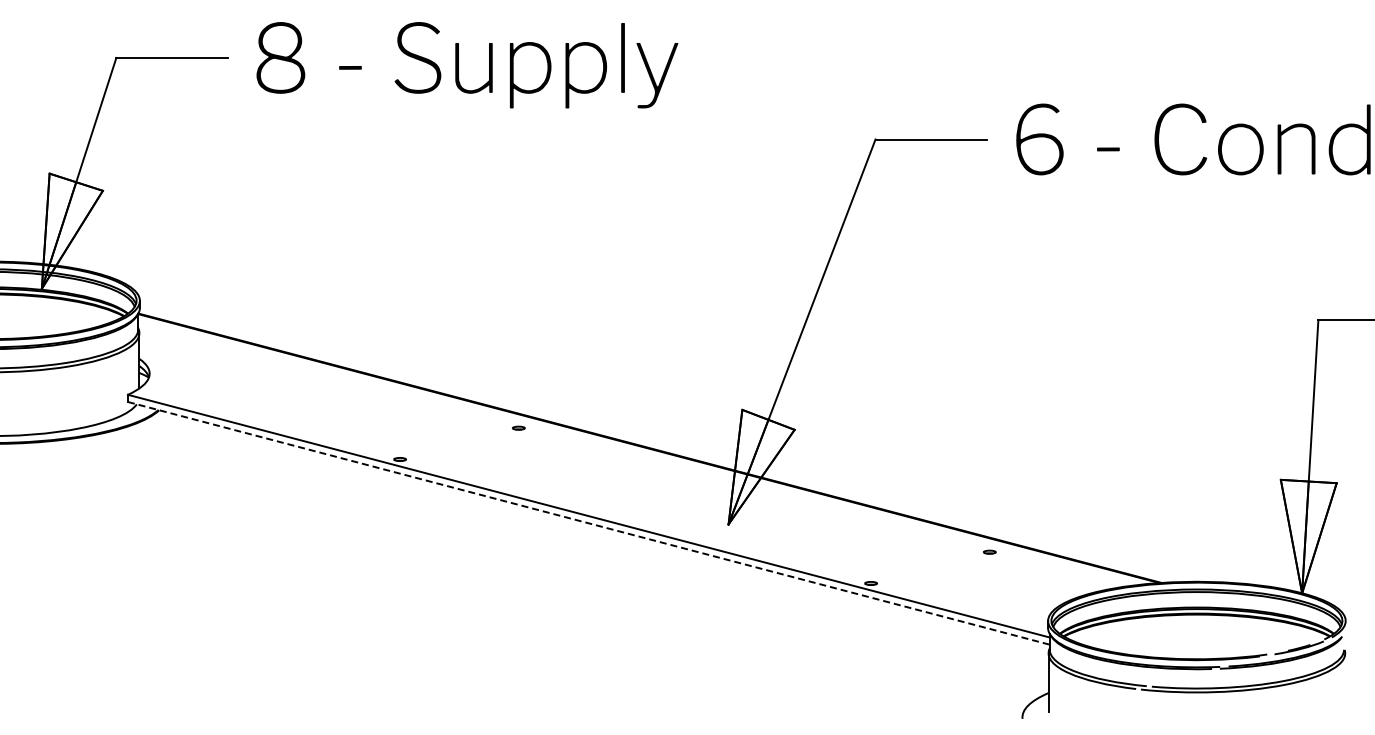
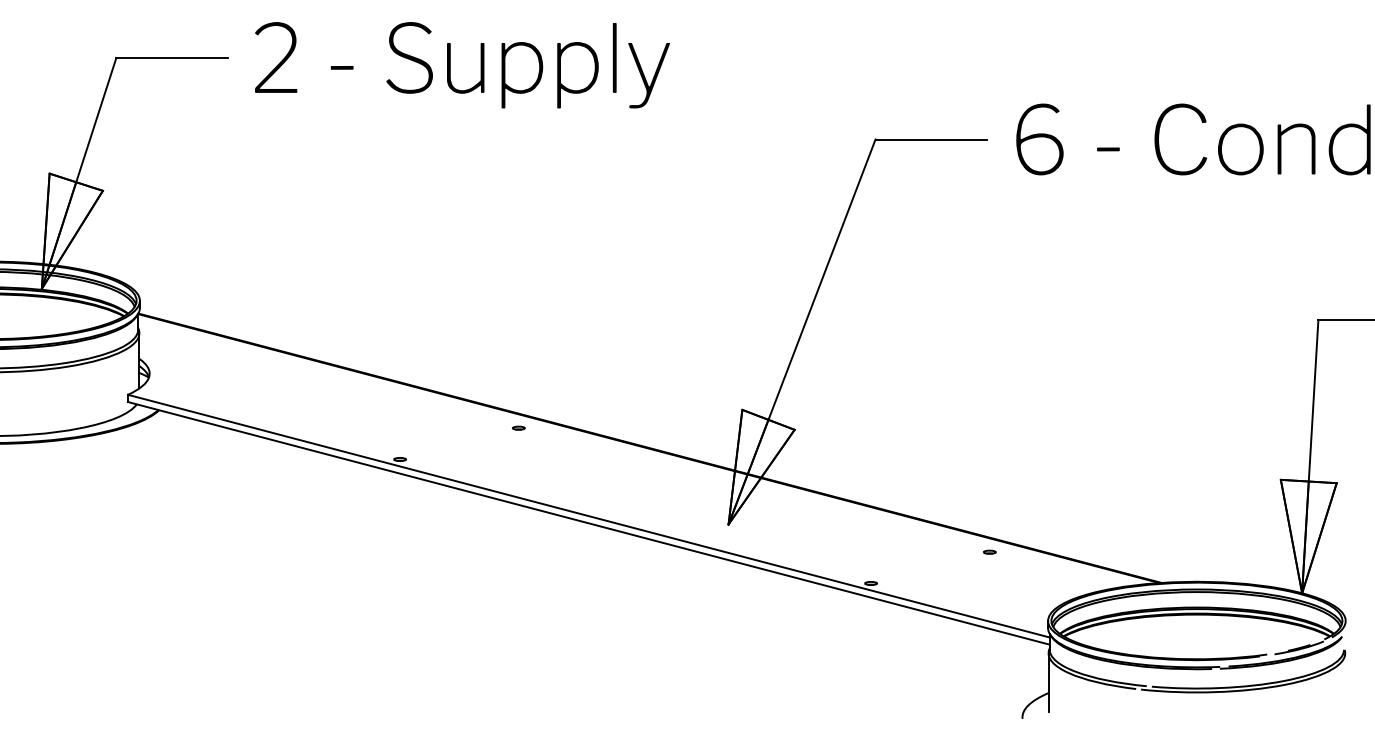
text: 8 -> 2 (466, 65)
line: dashed -> solid (588, 523)
